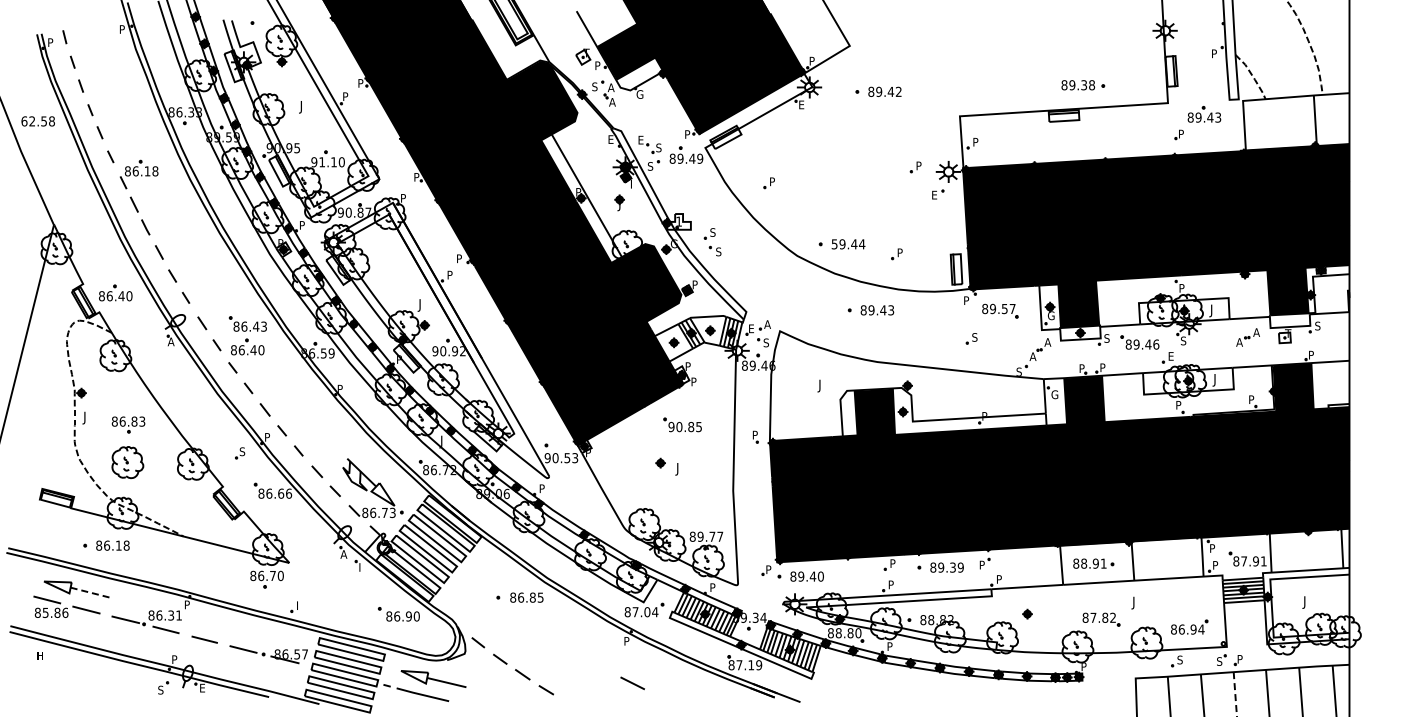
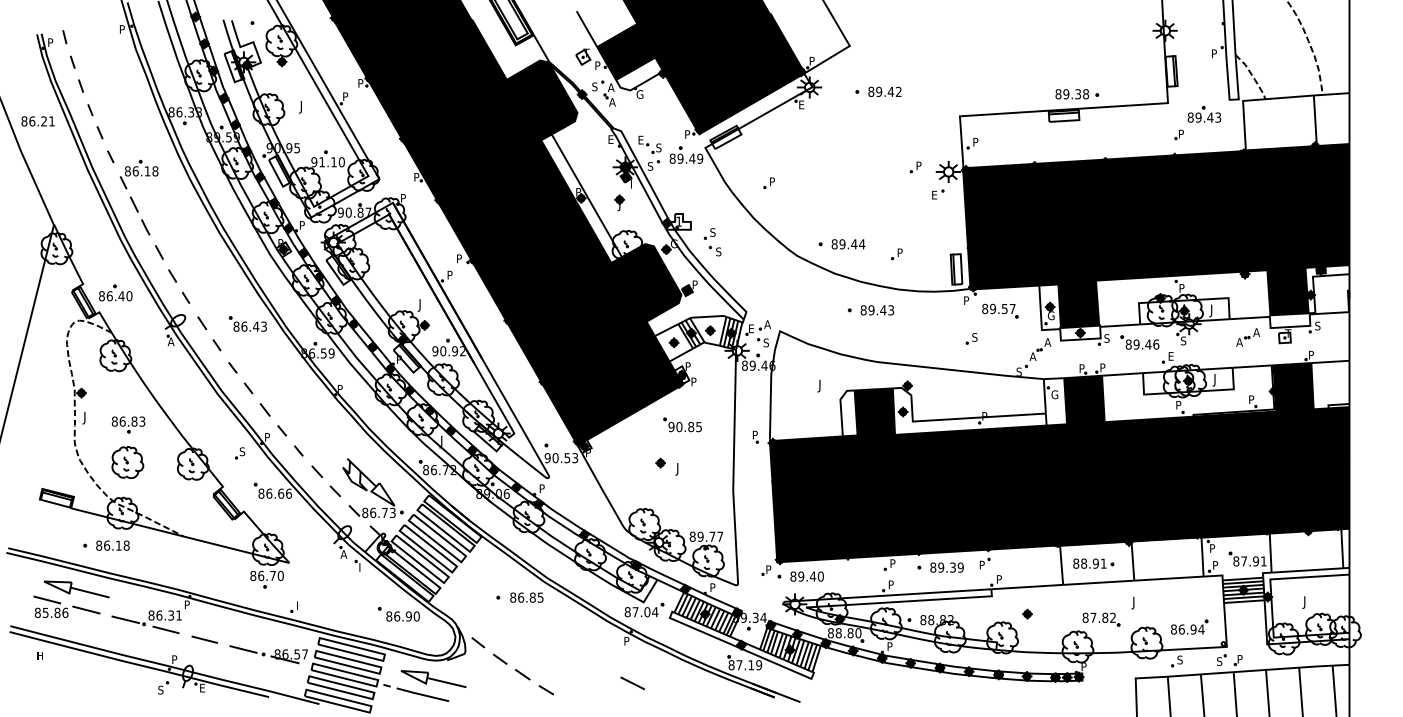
part position: (1083, 85) -> (1077, 94) (1077, 94)
text: 62.58 -> 86.21 (37, 121)
text: 59.44 -> 89.44 (834, 244)
part: present -> none (247, 346)
line: dashed -> solid (90, 592)
line: dashed -> solid (1235, 694)
